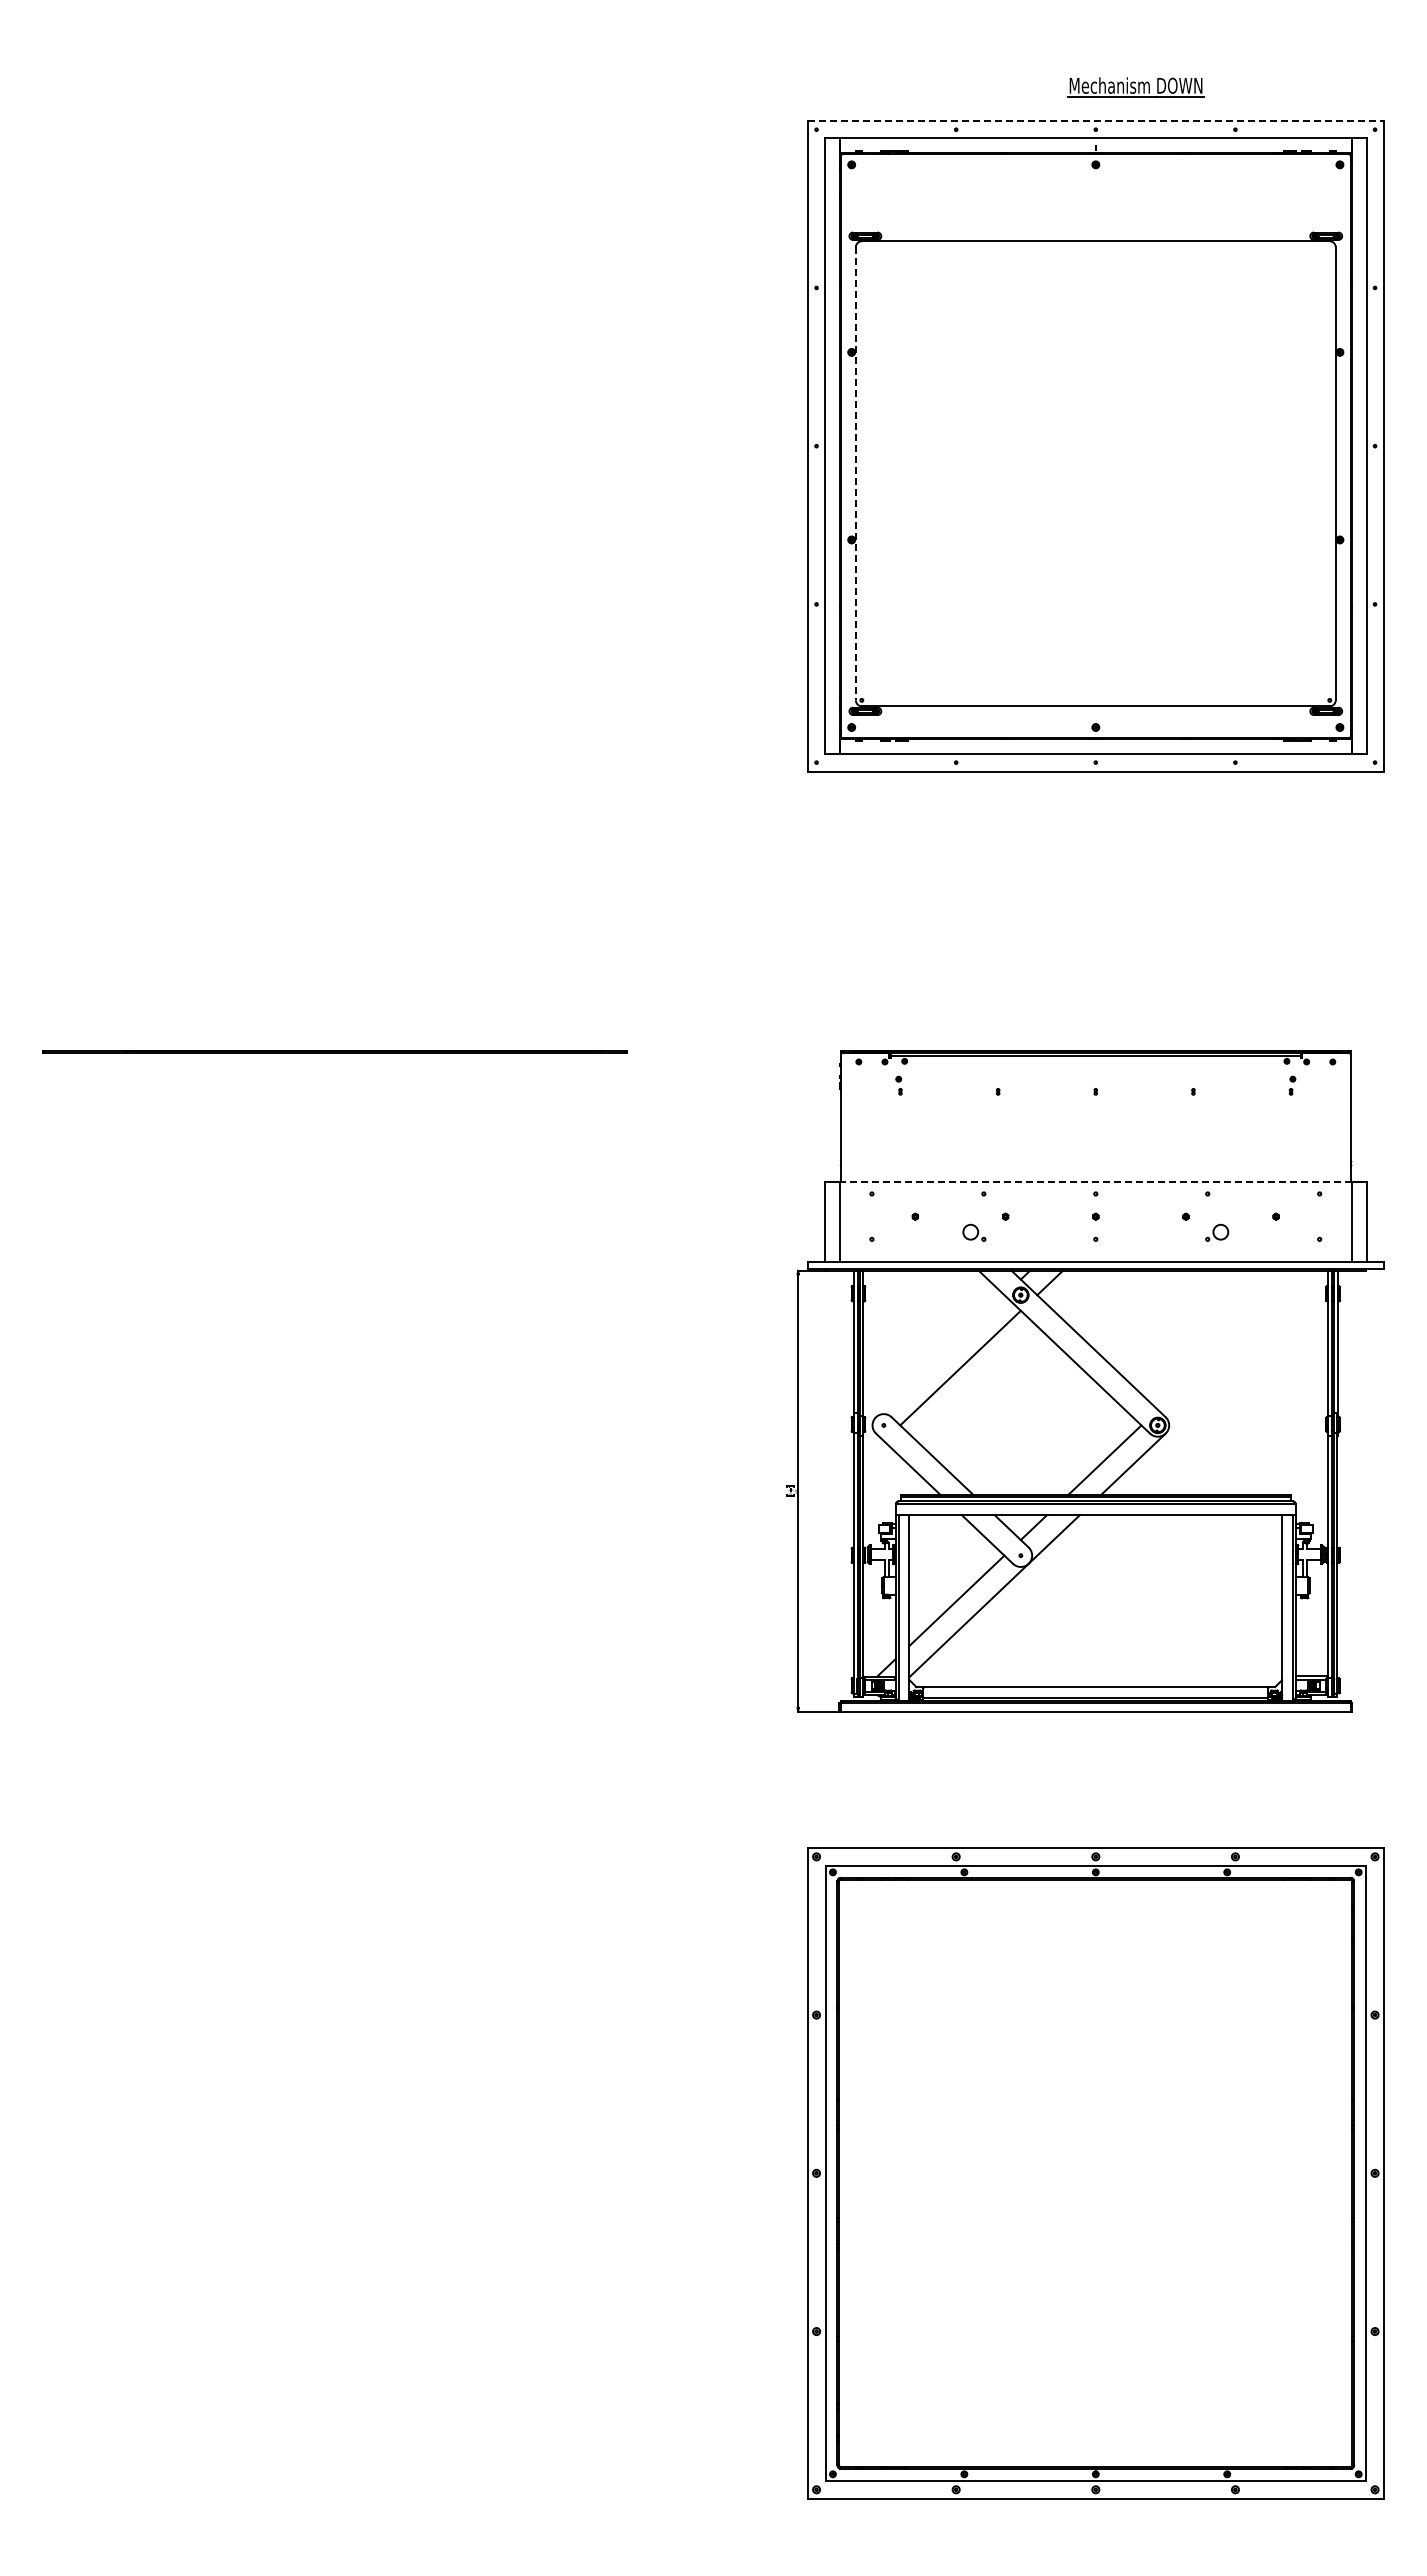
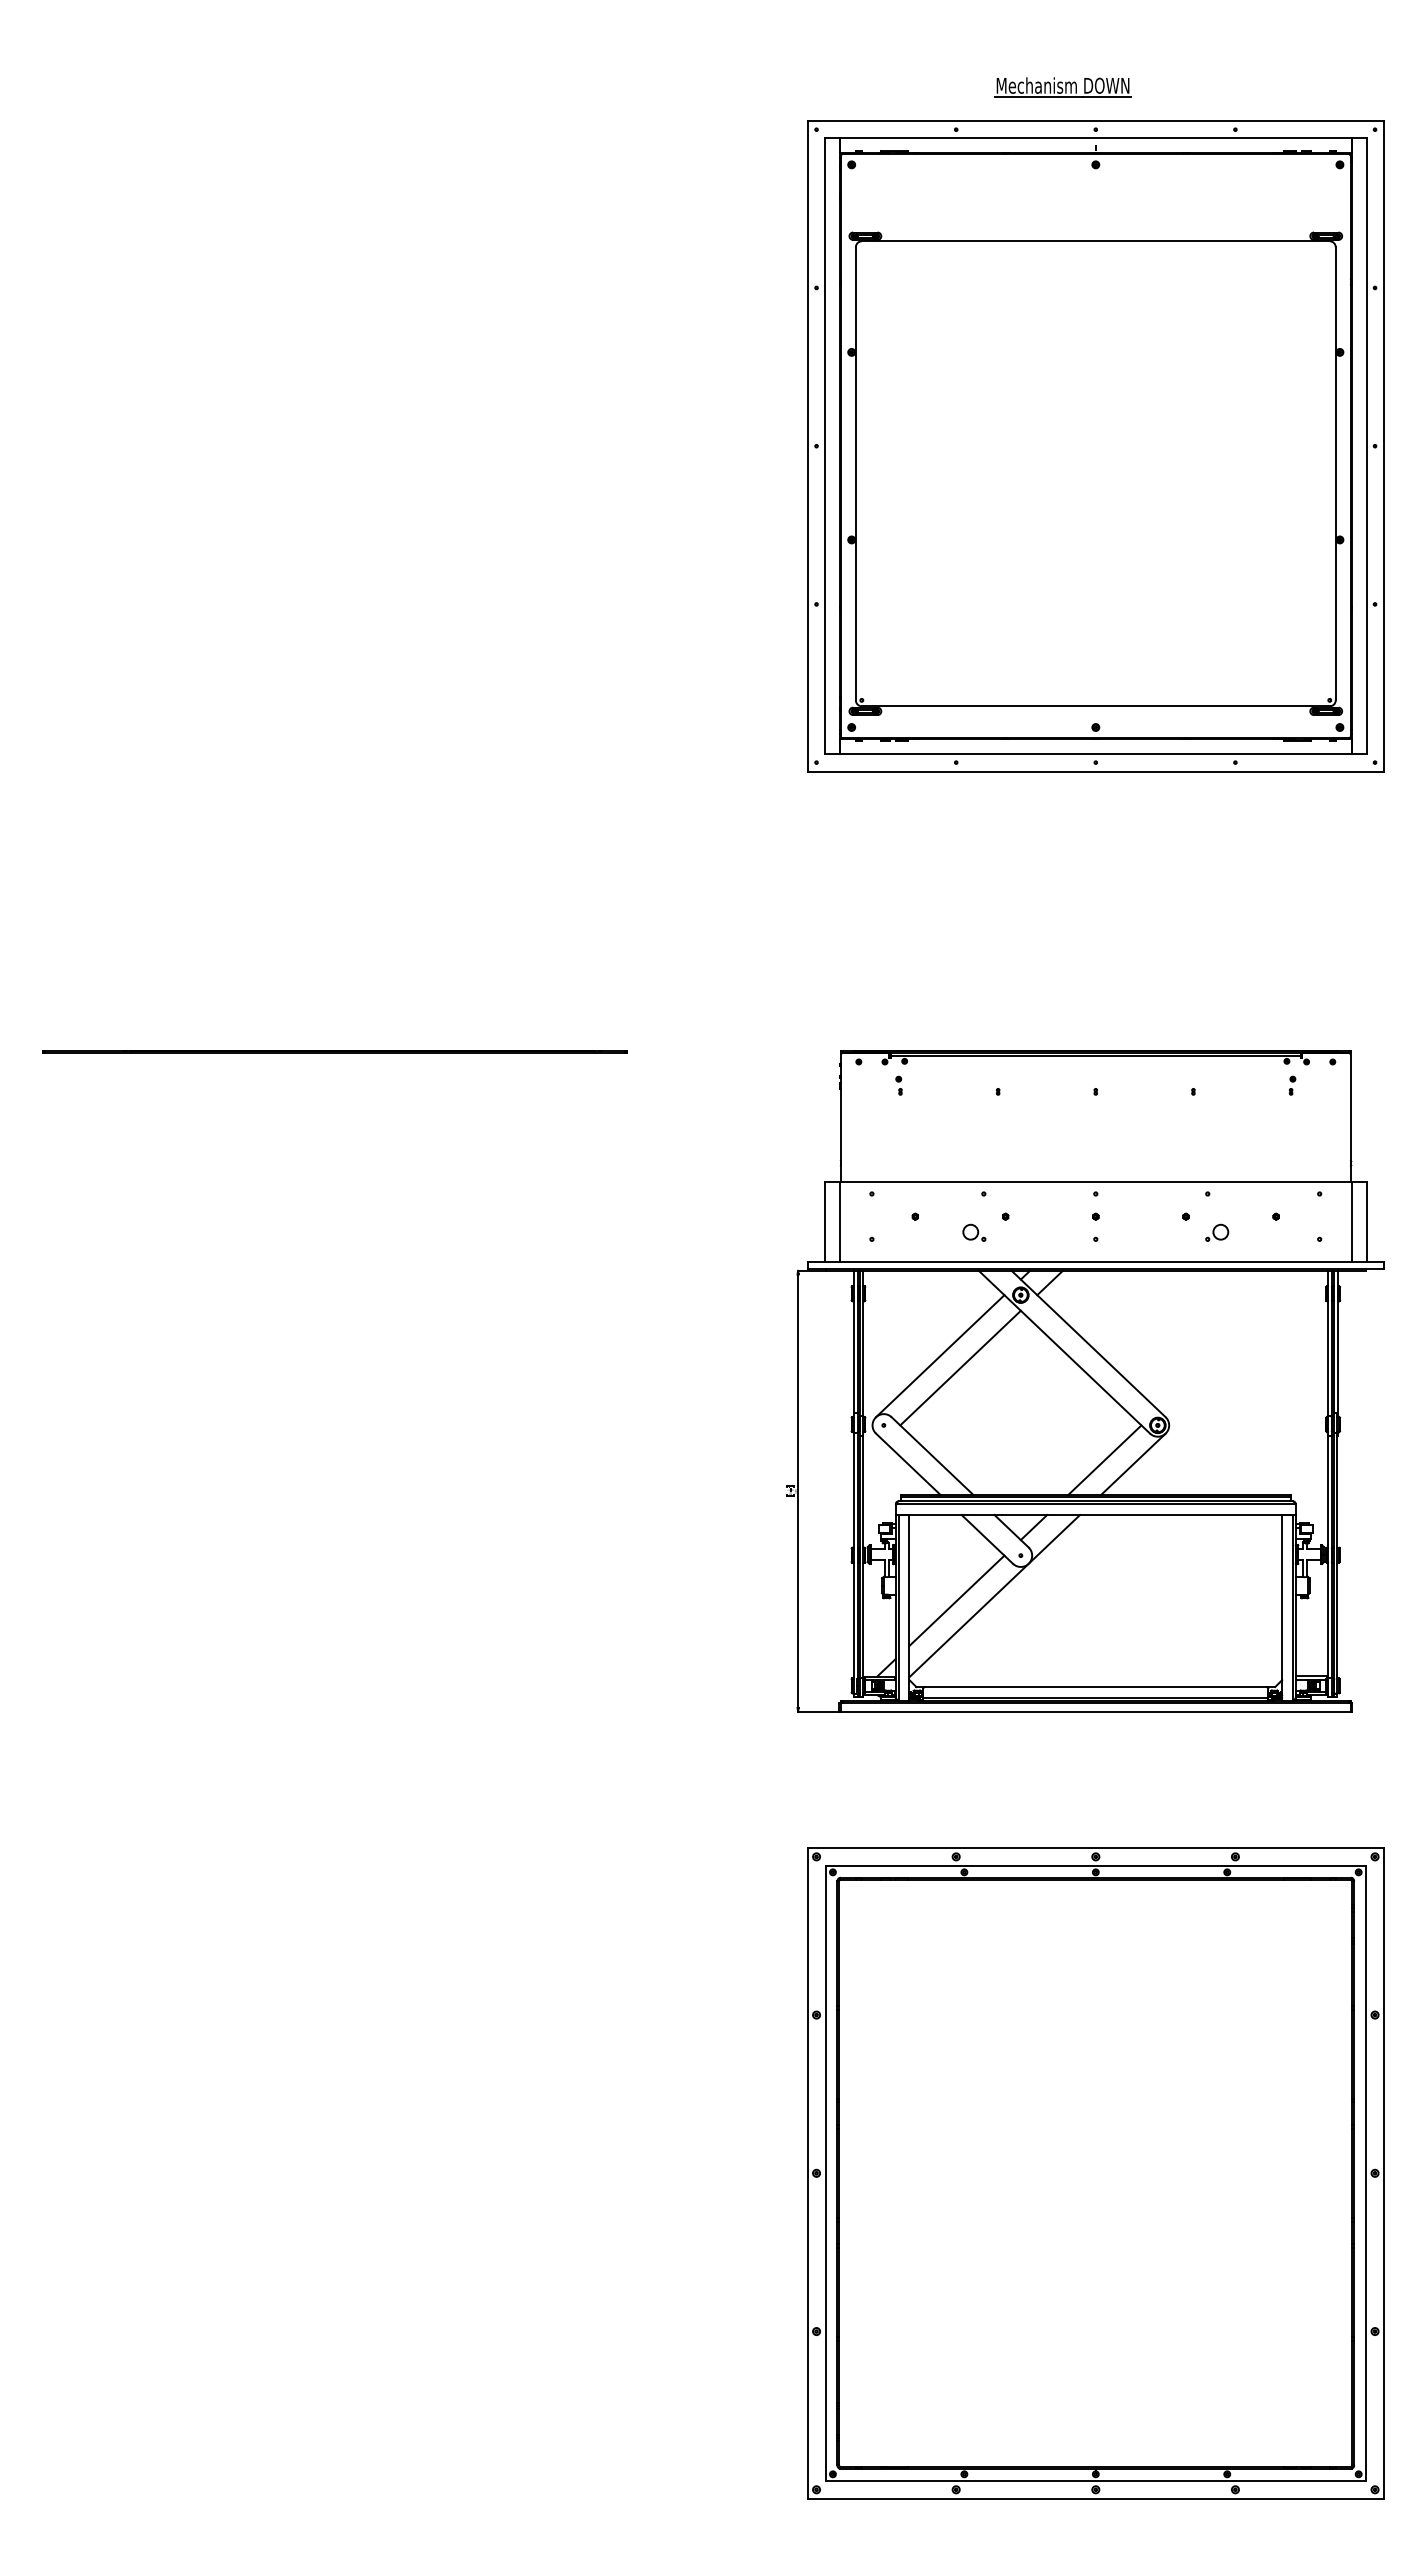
part position: (1135, 87) -> (1062, 87) (1062, 87)
line: dashed -> solid (1096, 120)
line: dashed -> solid (855, 473)
line: dashed -> solid (1095, 1181)
line: none -> present (940, 1356)
